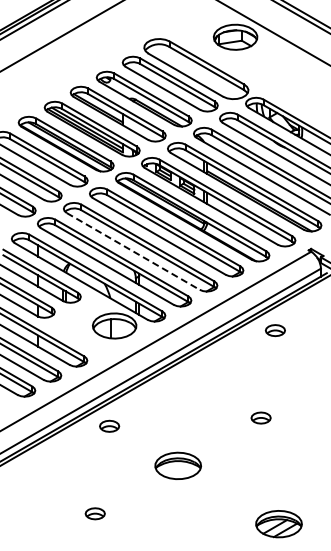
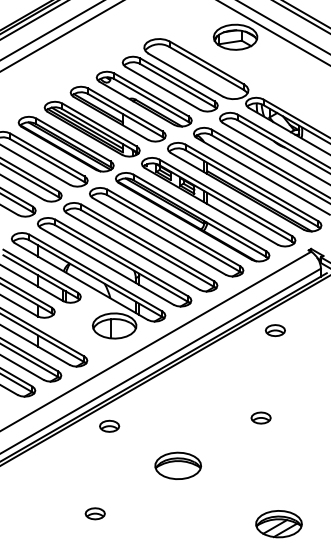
line: none -> present (283, 27)
line: none -> present (51, 30)
line: dashed -> solid (133, 251)
